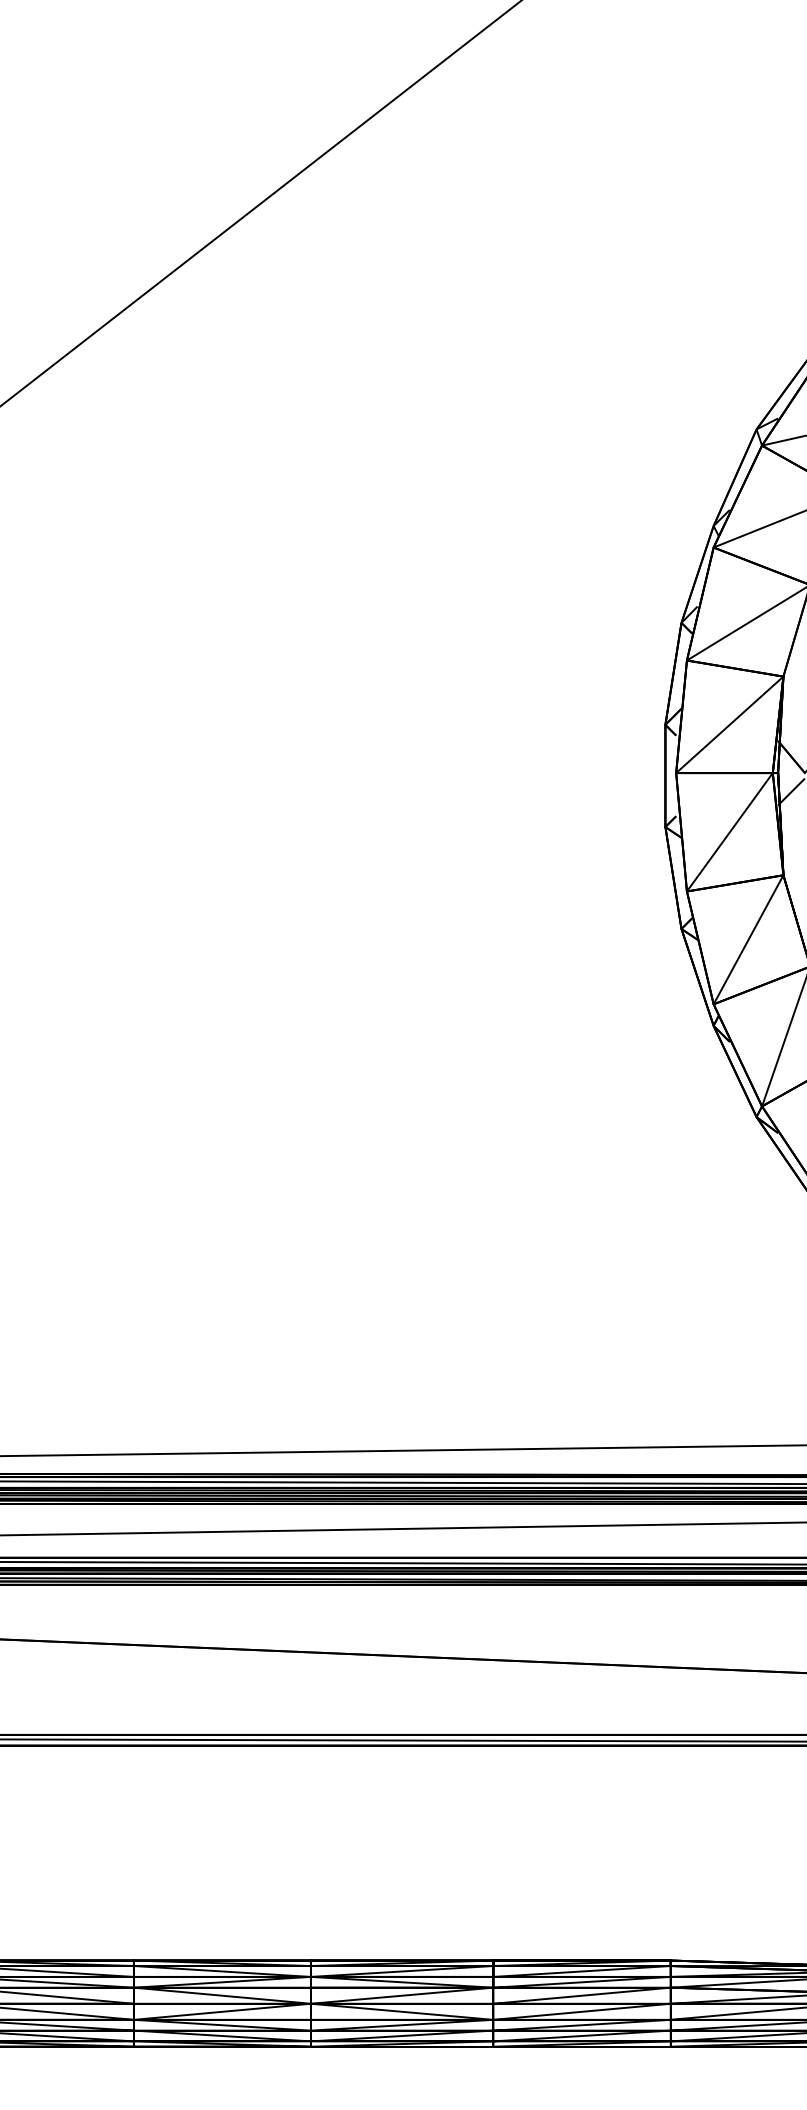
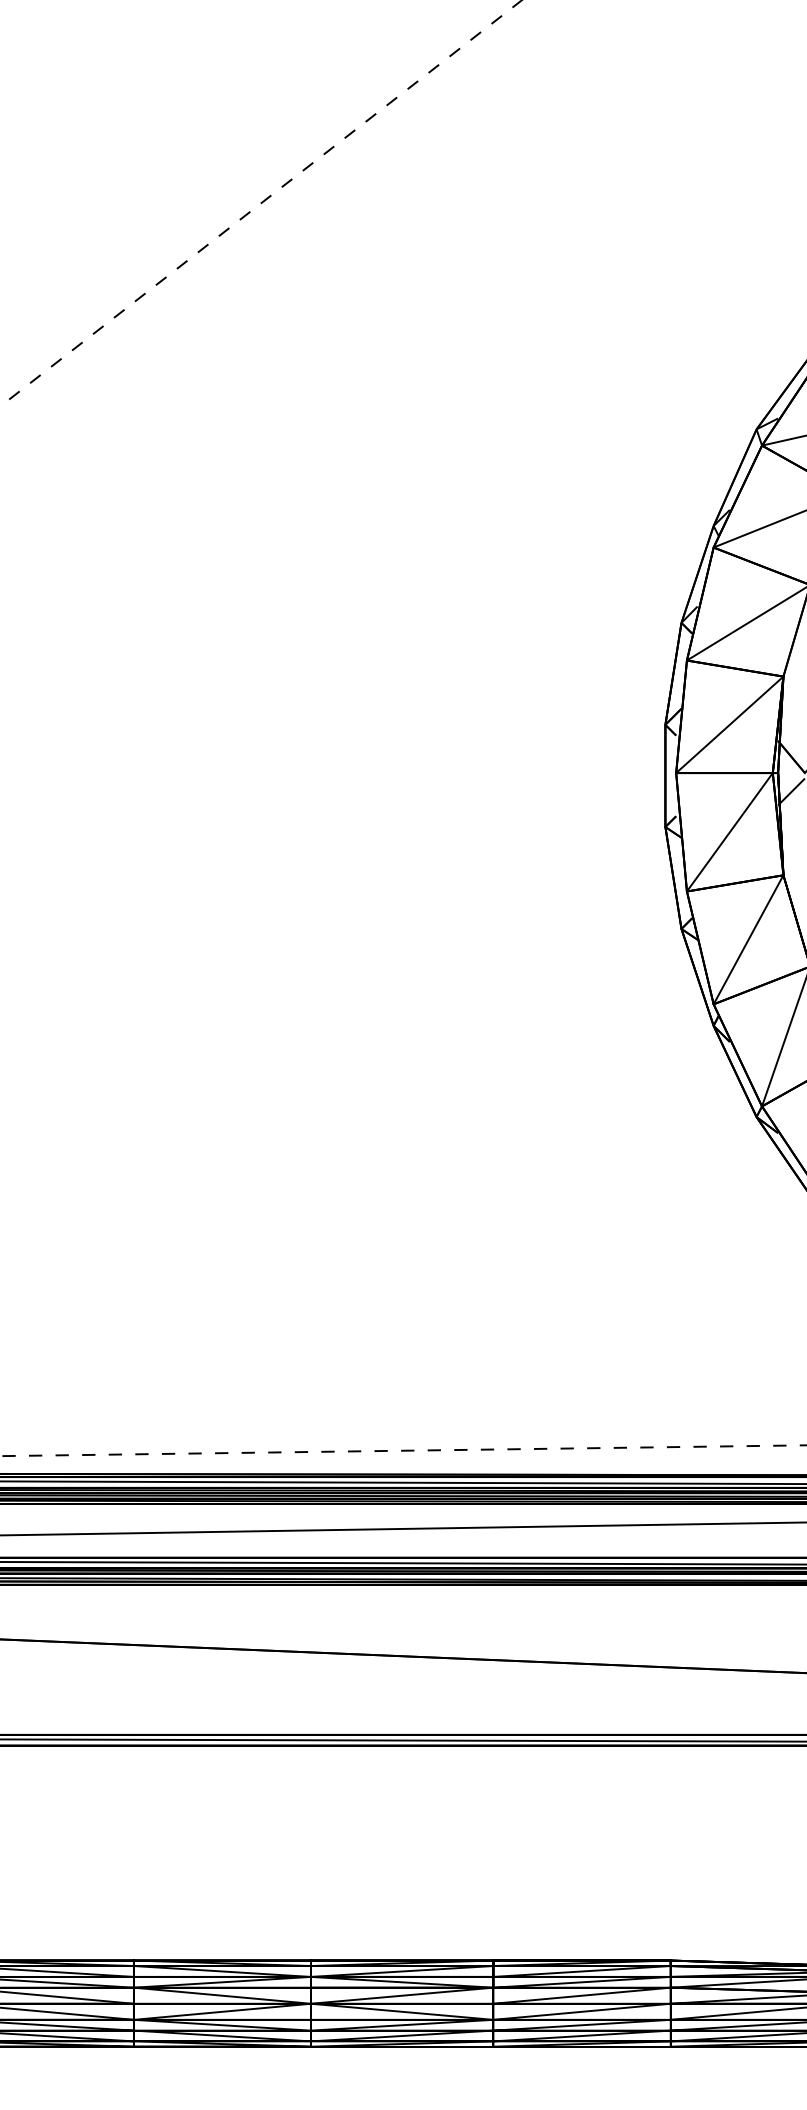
line: solid -> dashed (261, 203)
line: solid -> dashed (403, 1450)
